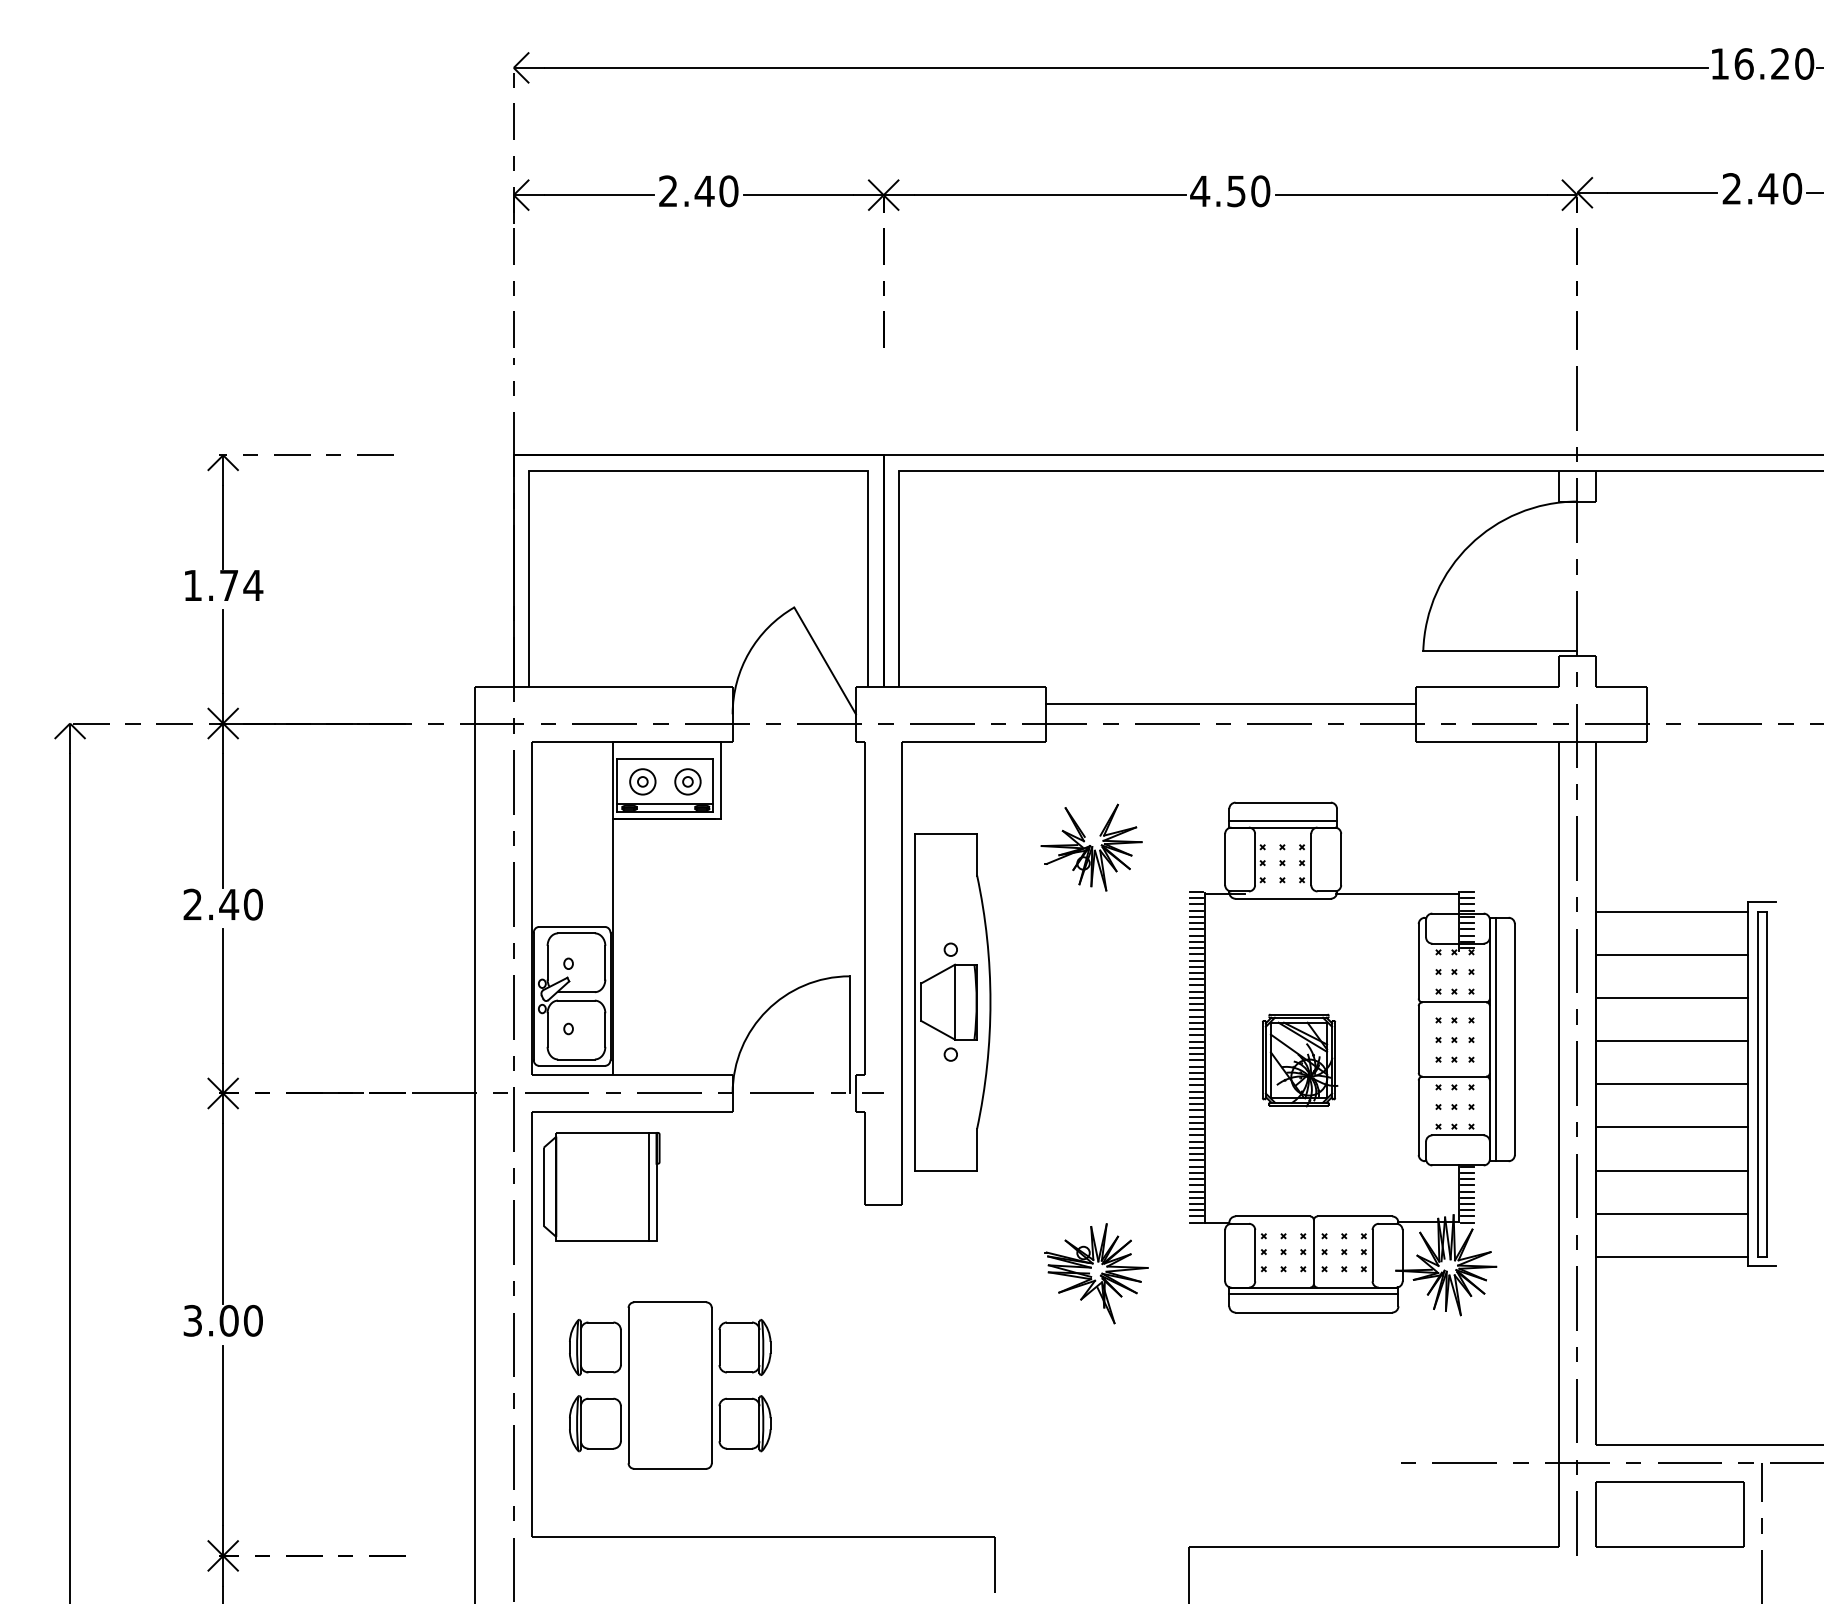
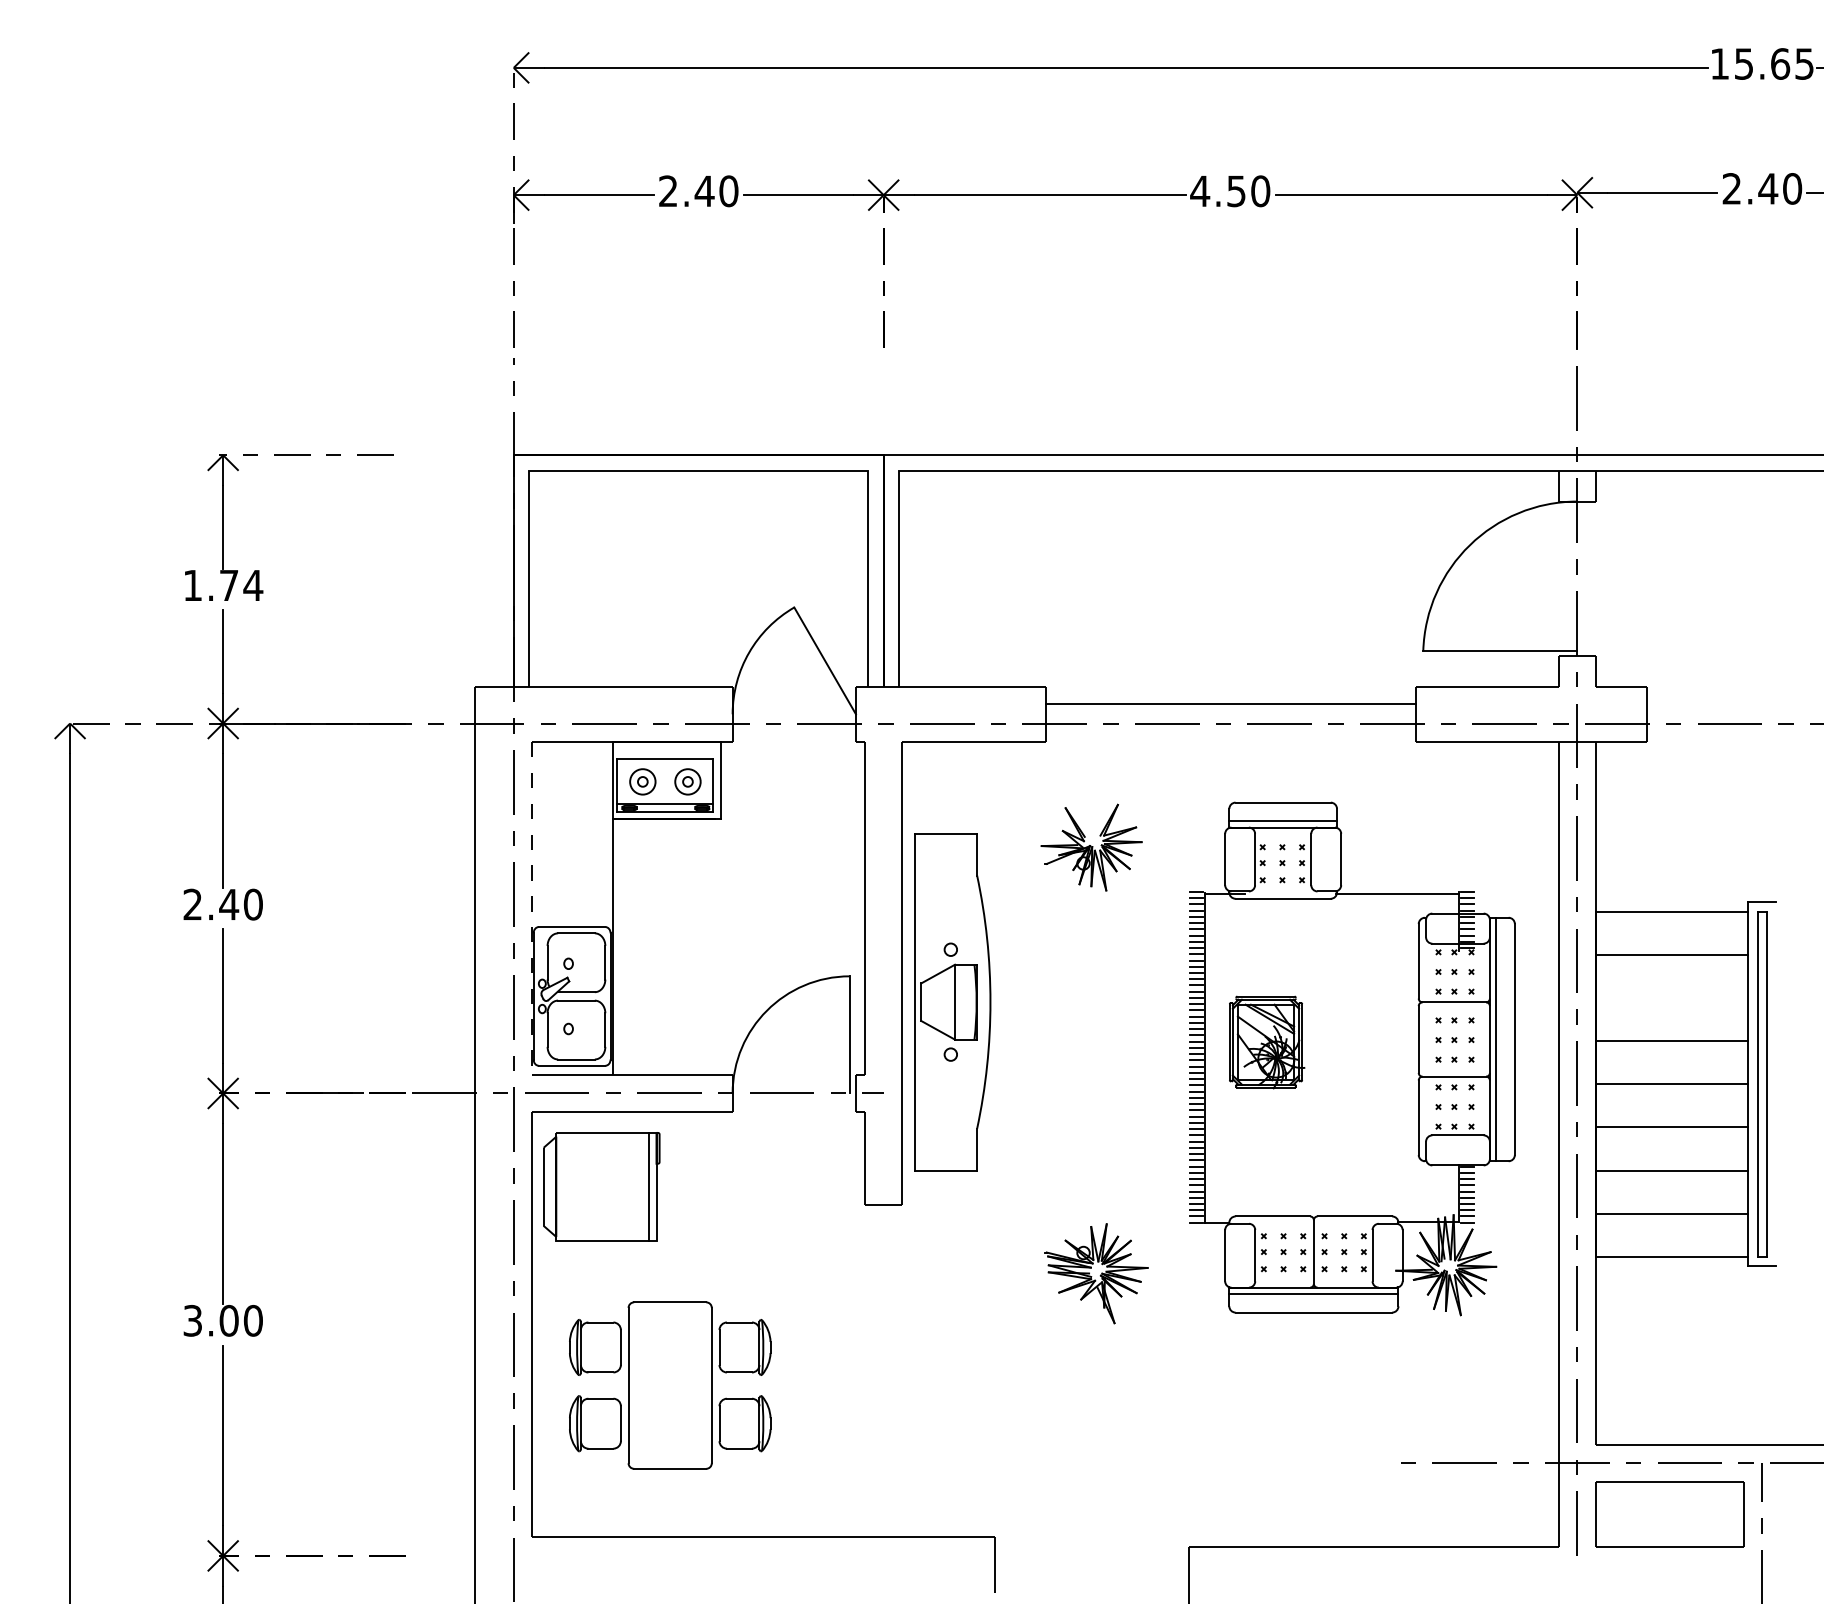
text: 16.20 -> 15.65 (1774, 63)
line: solid -> dashed (532, 909)
line: present -> none (1671, 997)
part position: (1300, 1060) -> (1267, 1042) (1267, 1042)
